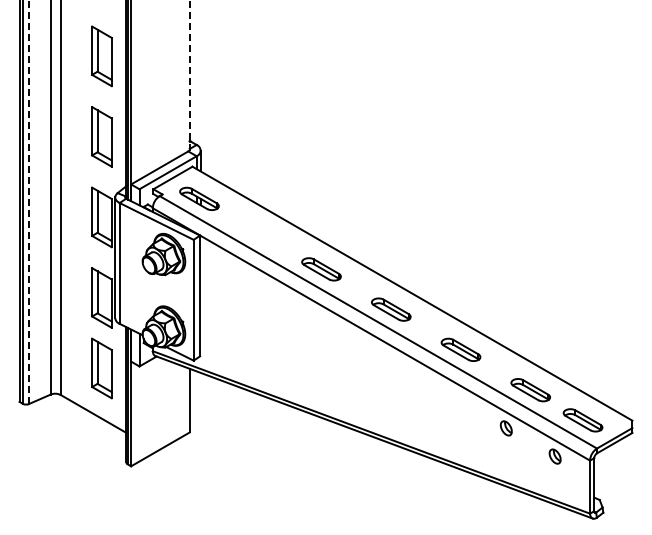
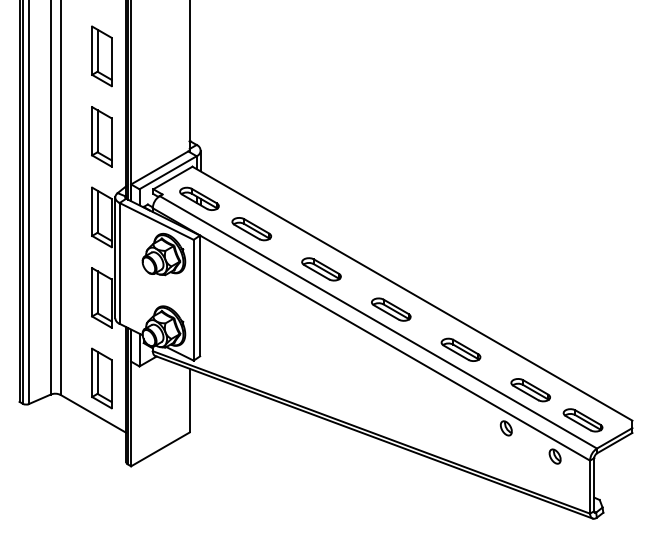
line: dashed -> solid (189, 75)
line: dashed -> solid (28, 202)
part: none -> present (251, 229)
part position: (101, 368) -> (101, 378) (101, 378)
